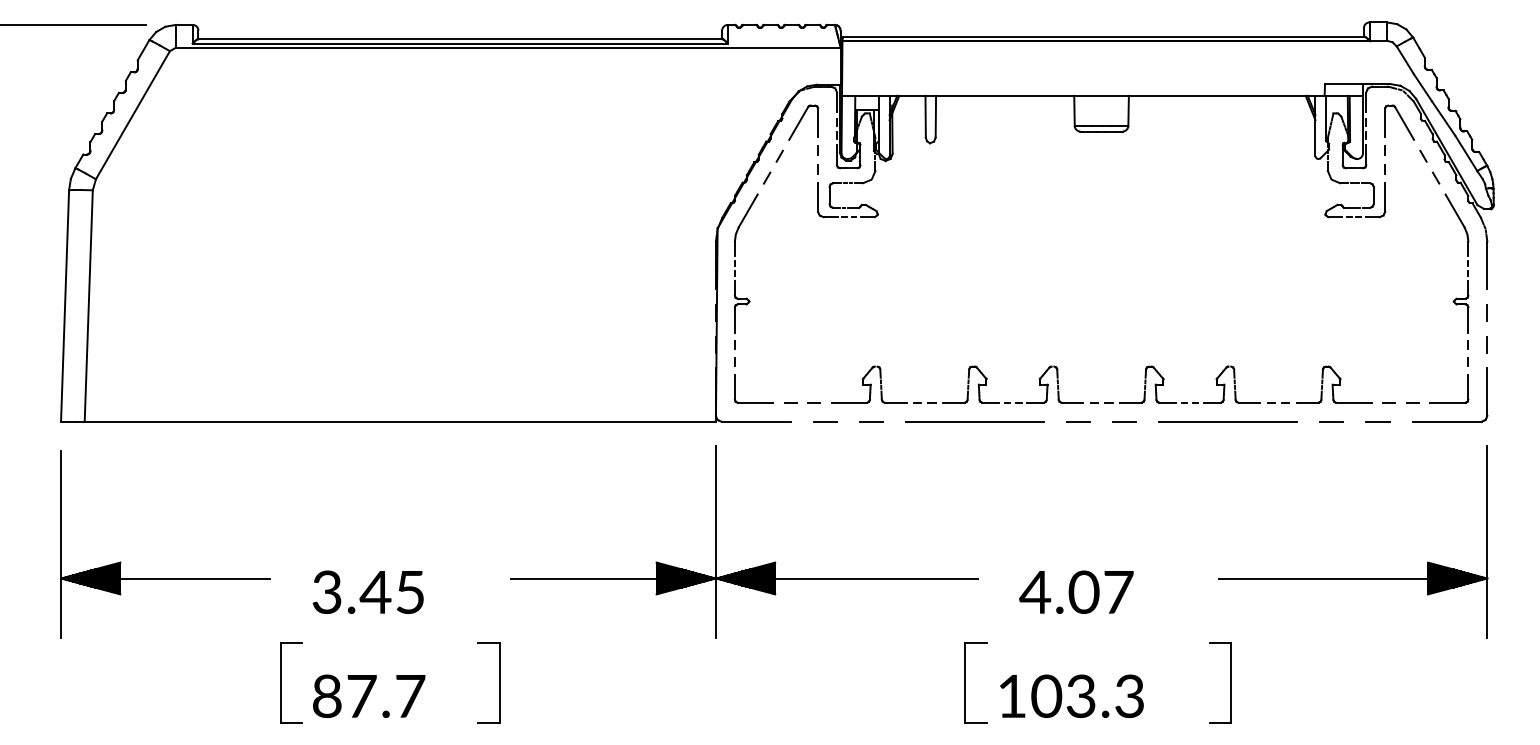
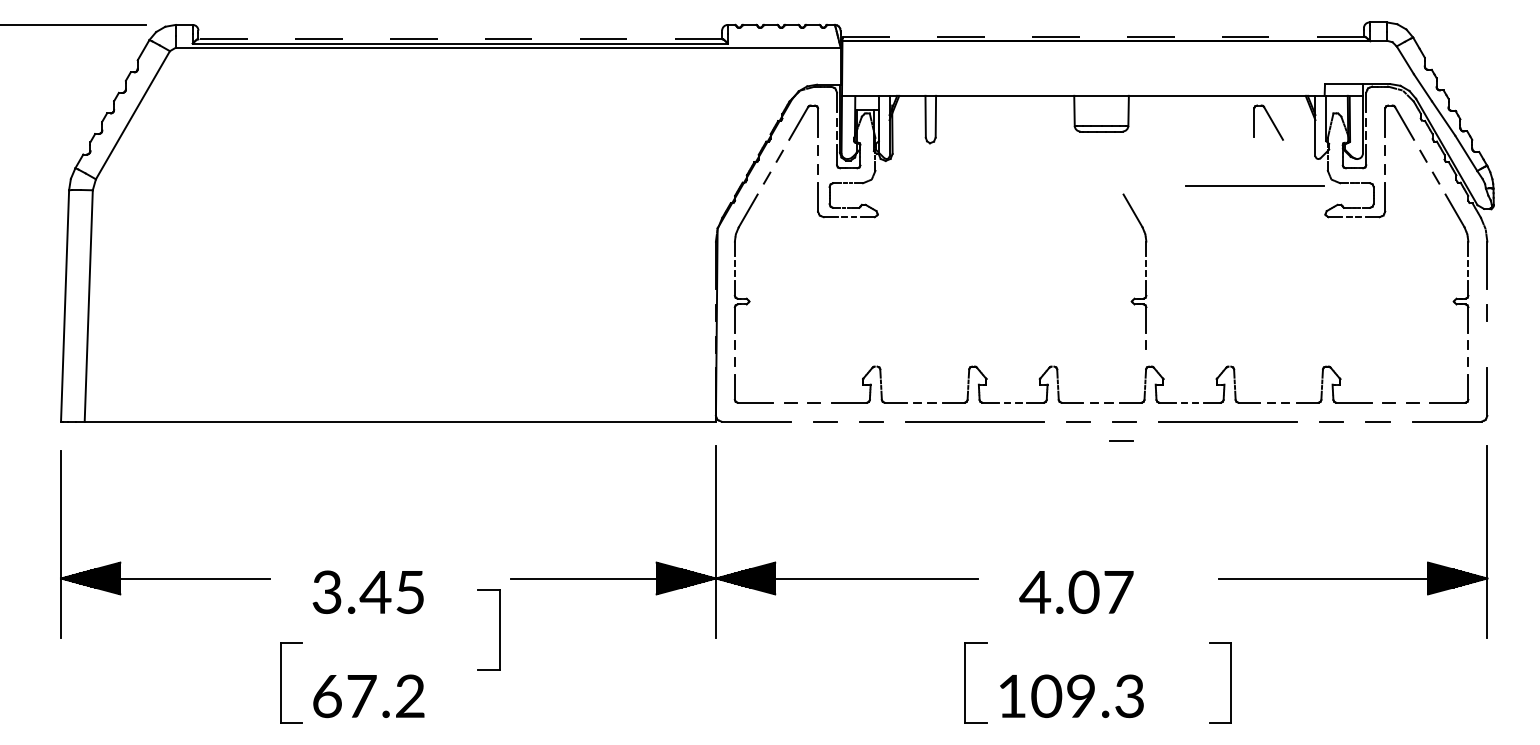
line: solid -> dashed (1103, 36)
line: solid -> dashed (460, 39)
part: none -> present (1268, 122)
line: none -> present (1254, 185)
part: none -> present (1145, 271)
line: present -> none (1486, 344)
line: none -> present (1121, 440)
part position: (499, 682) -> (499, 629) (499, 629)
text: 87.7 -> 67.2 (369, 695)
text: 103.3 -> 109.3 (1080, 696)
